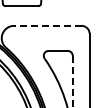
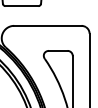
line: dashed -> solid (47, 25)
line: dashed -> solid (72, 82)
